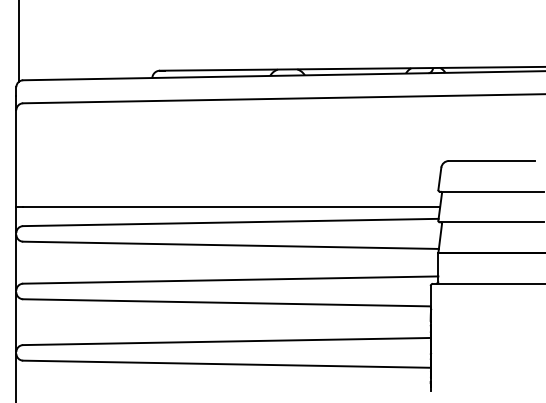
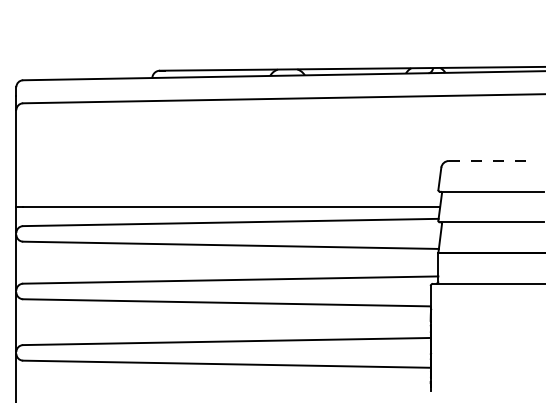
line: present -> none (18, 41)
line: solid -> dashed (492, 160)
